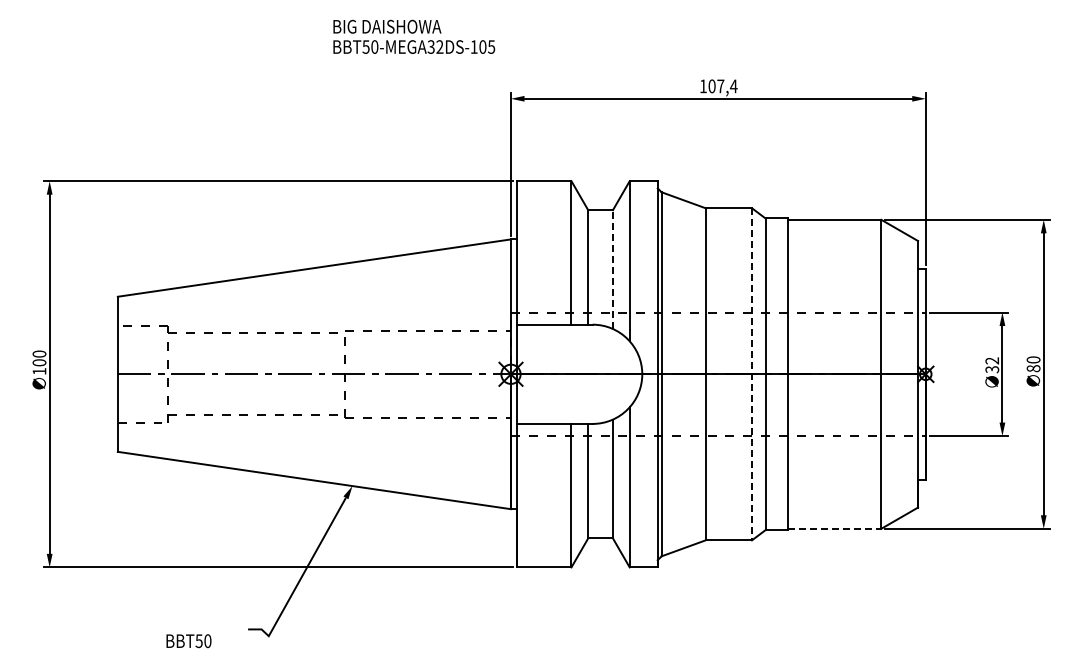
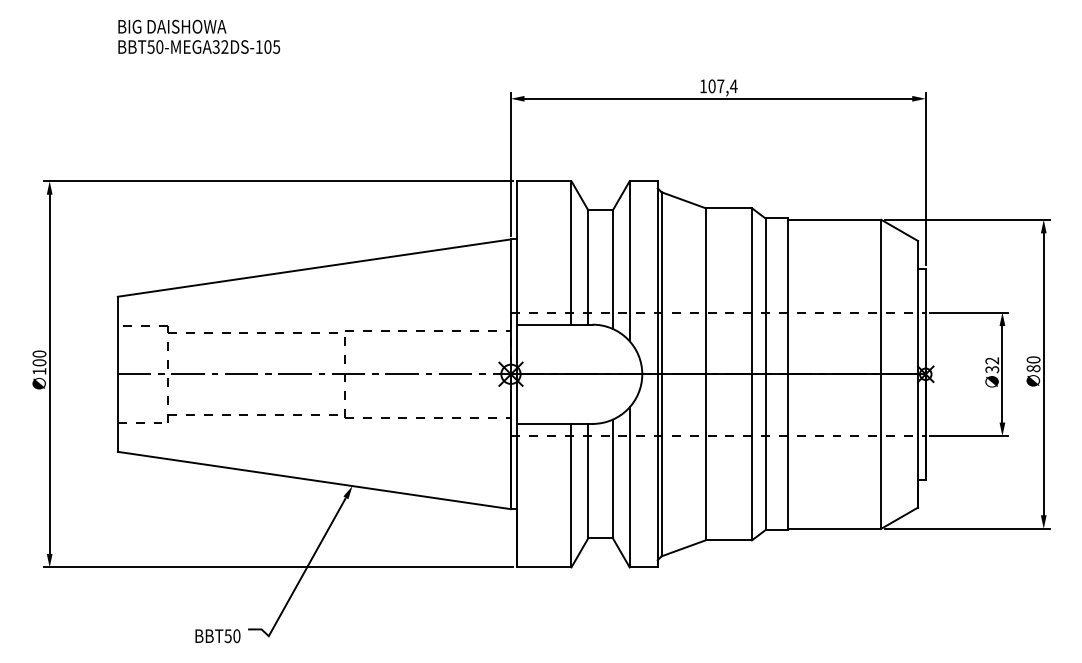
text position: (414, 36) -> (199, 36) (199, 36)
line: dashed -> solid (612, 269)
line: dashed -> solid (751, 374)
line: dashed -> solid (834, 528)
text position: (188, 641) -> (217, 636) (217, 636)
